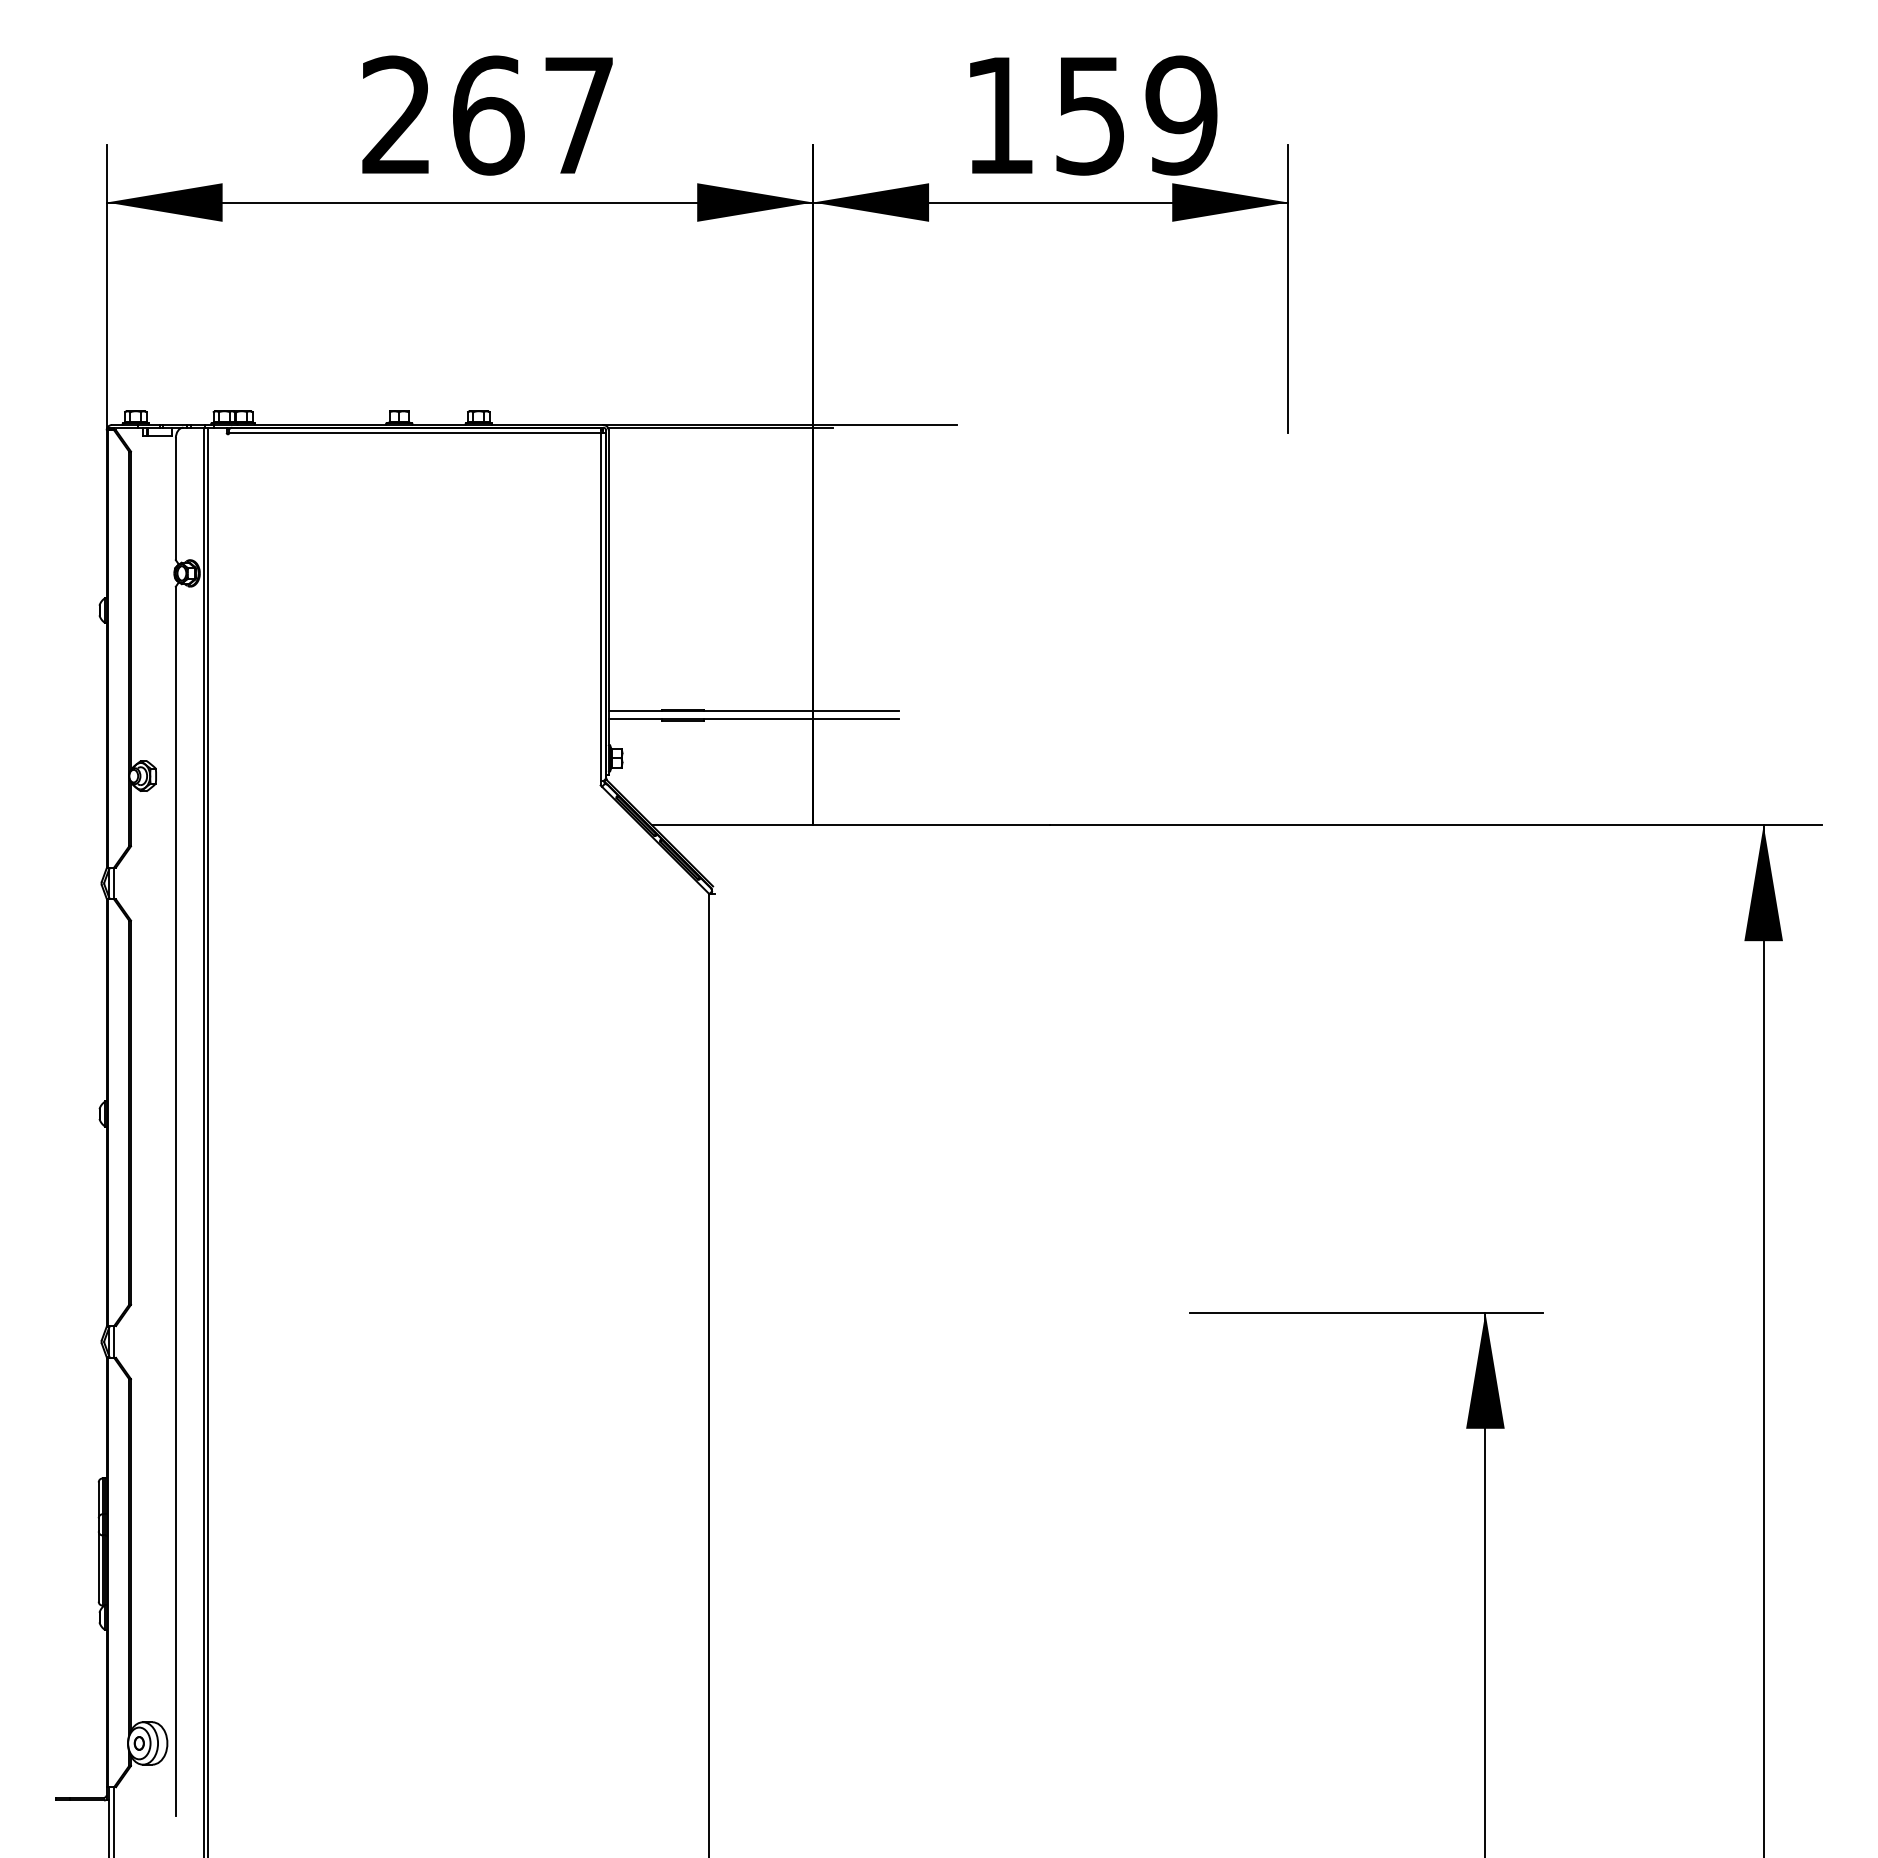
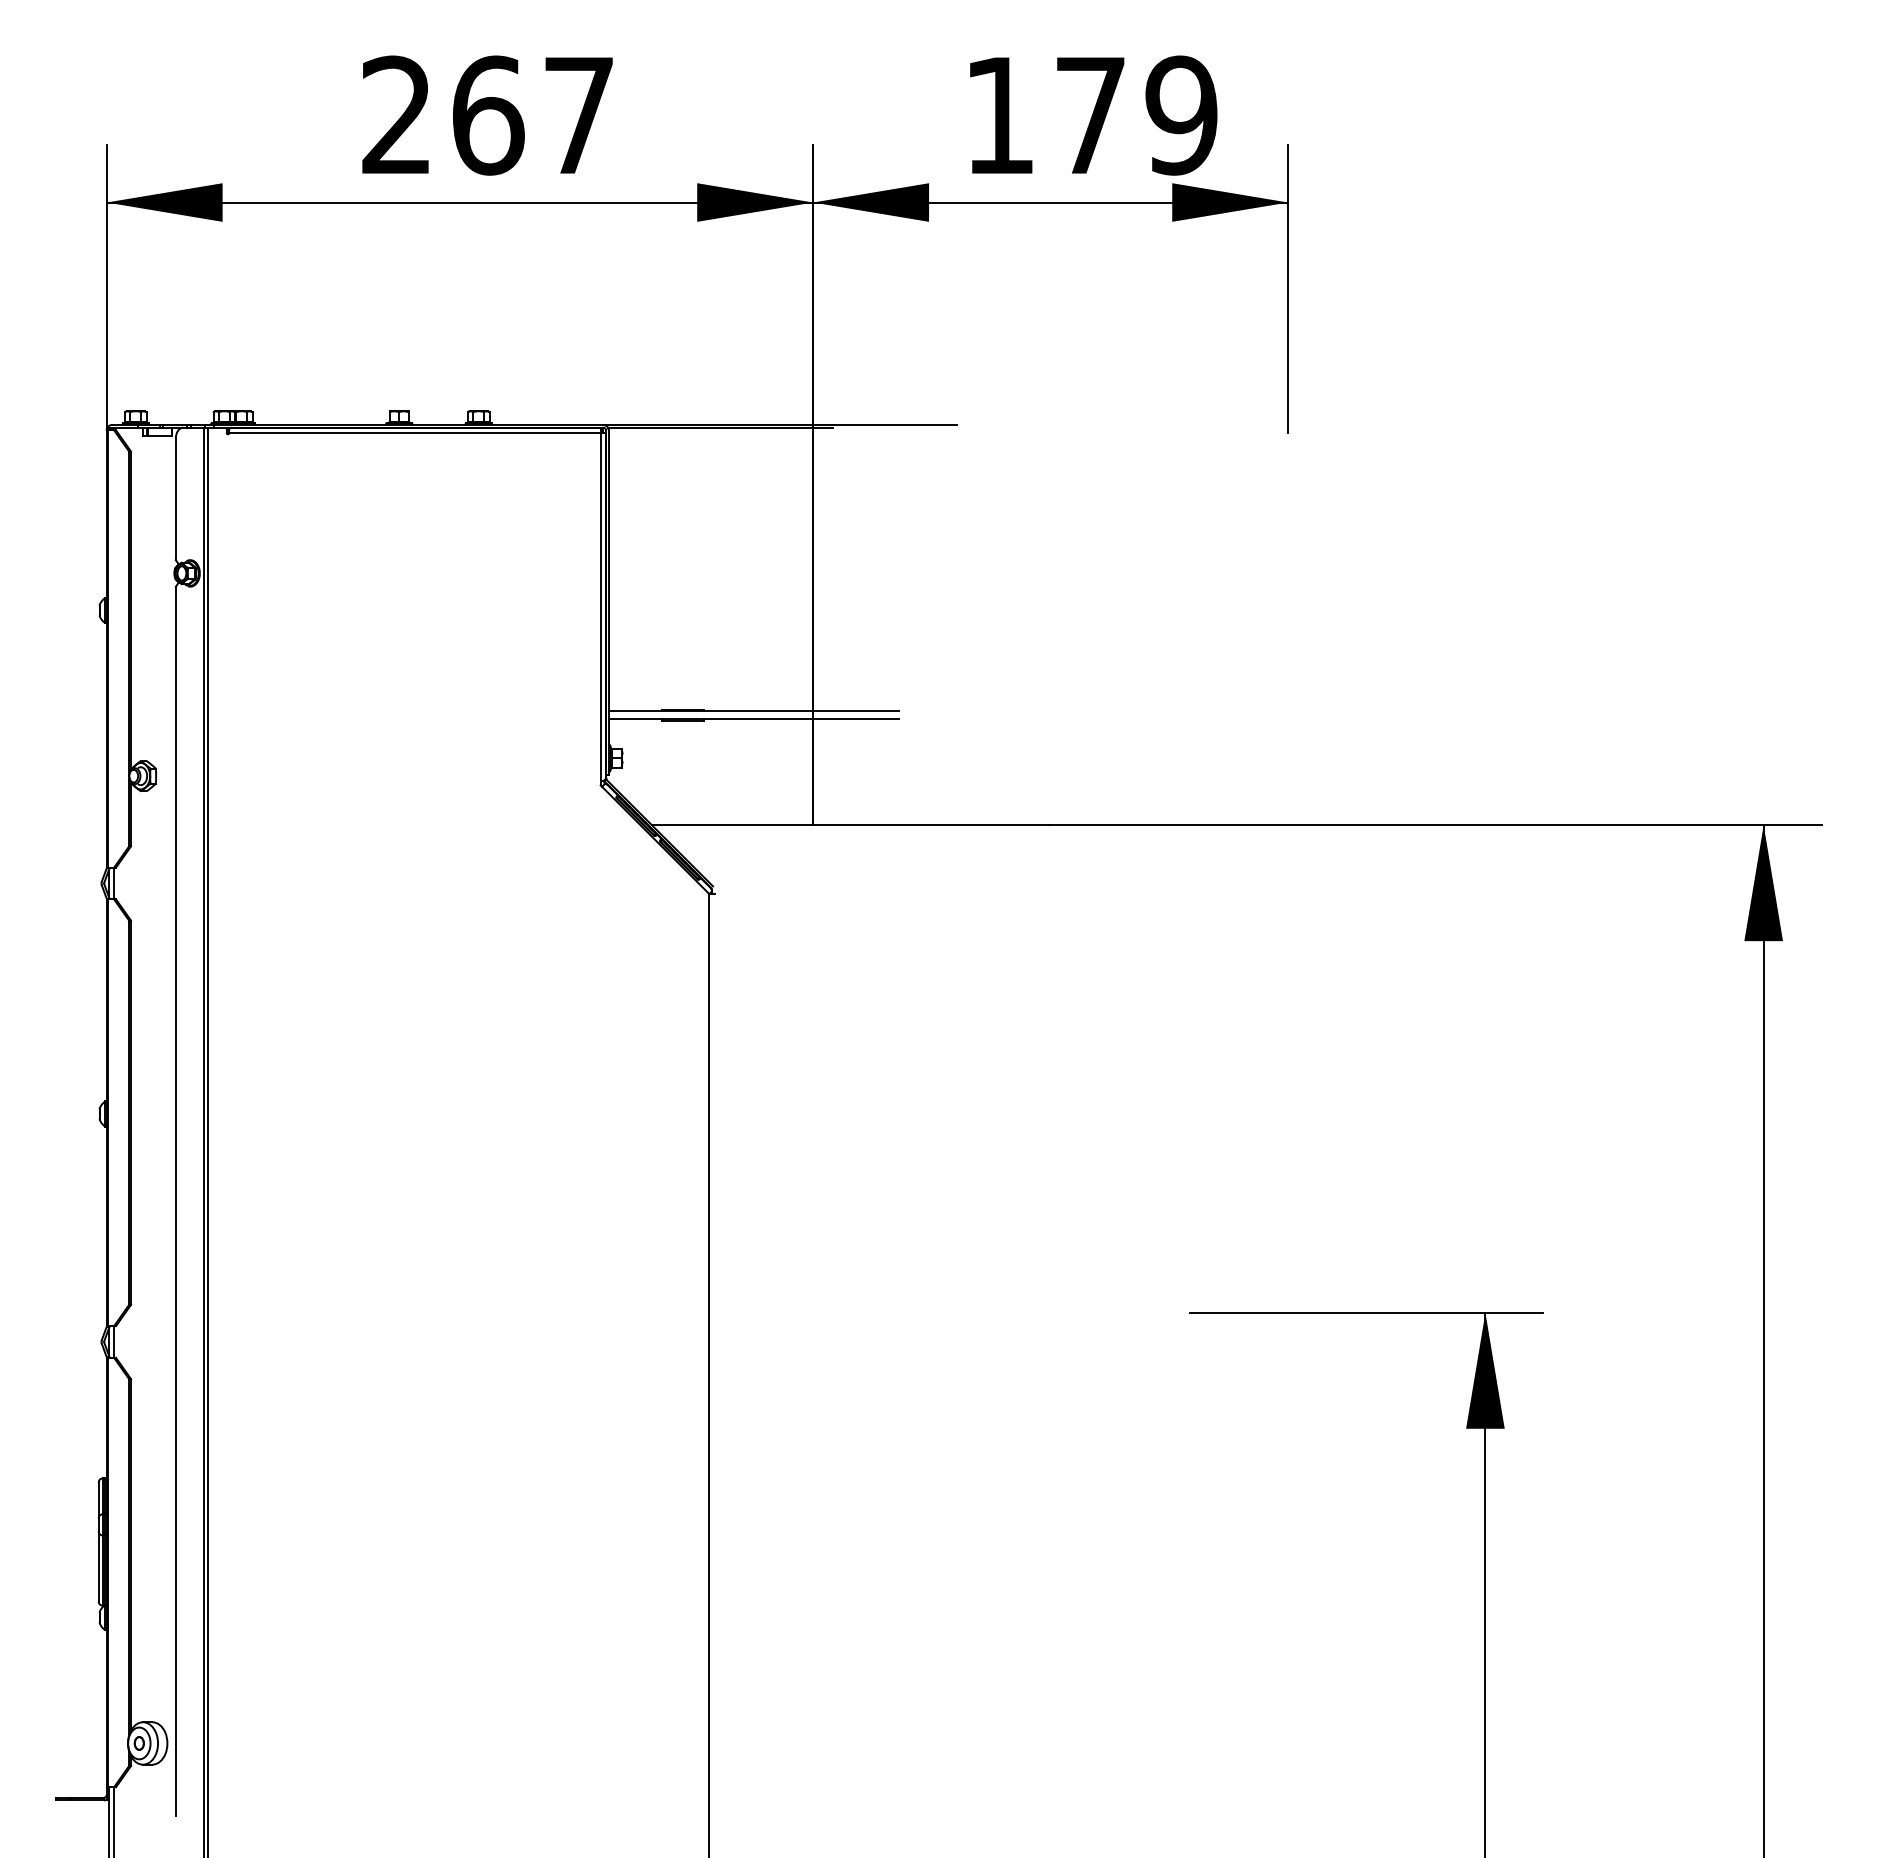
text: 159 -> 179 (1090, 116)
